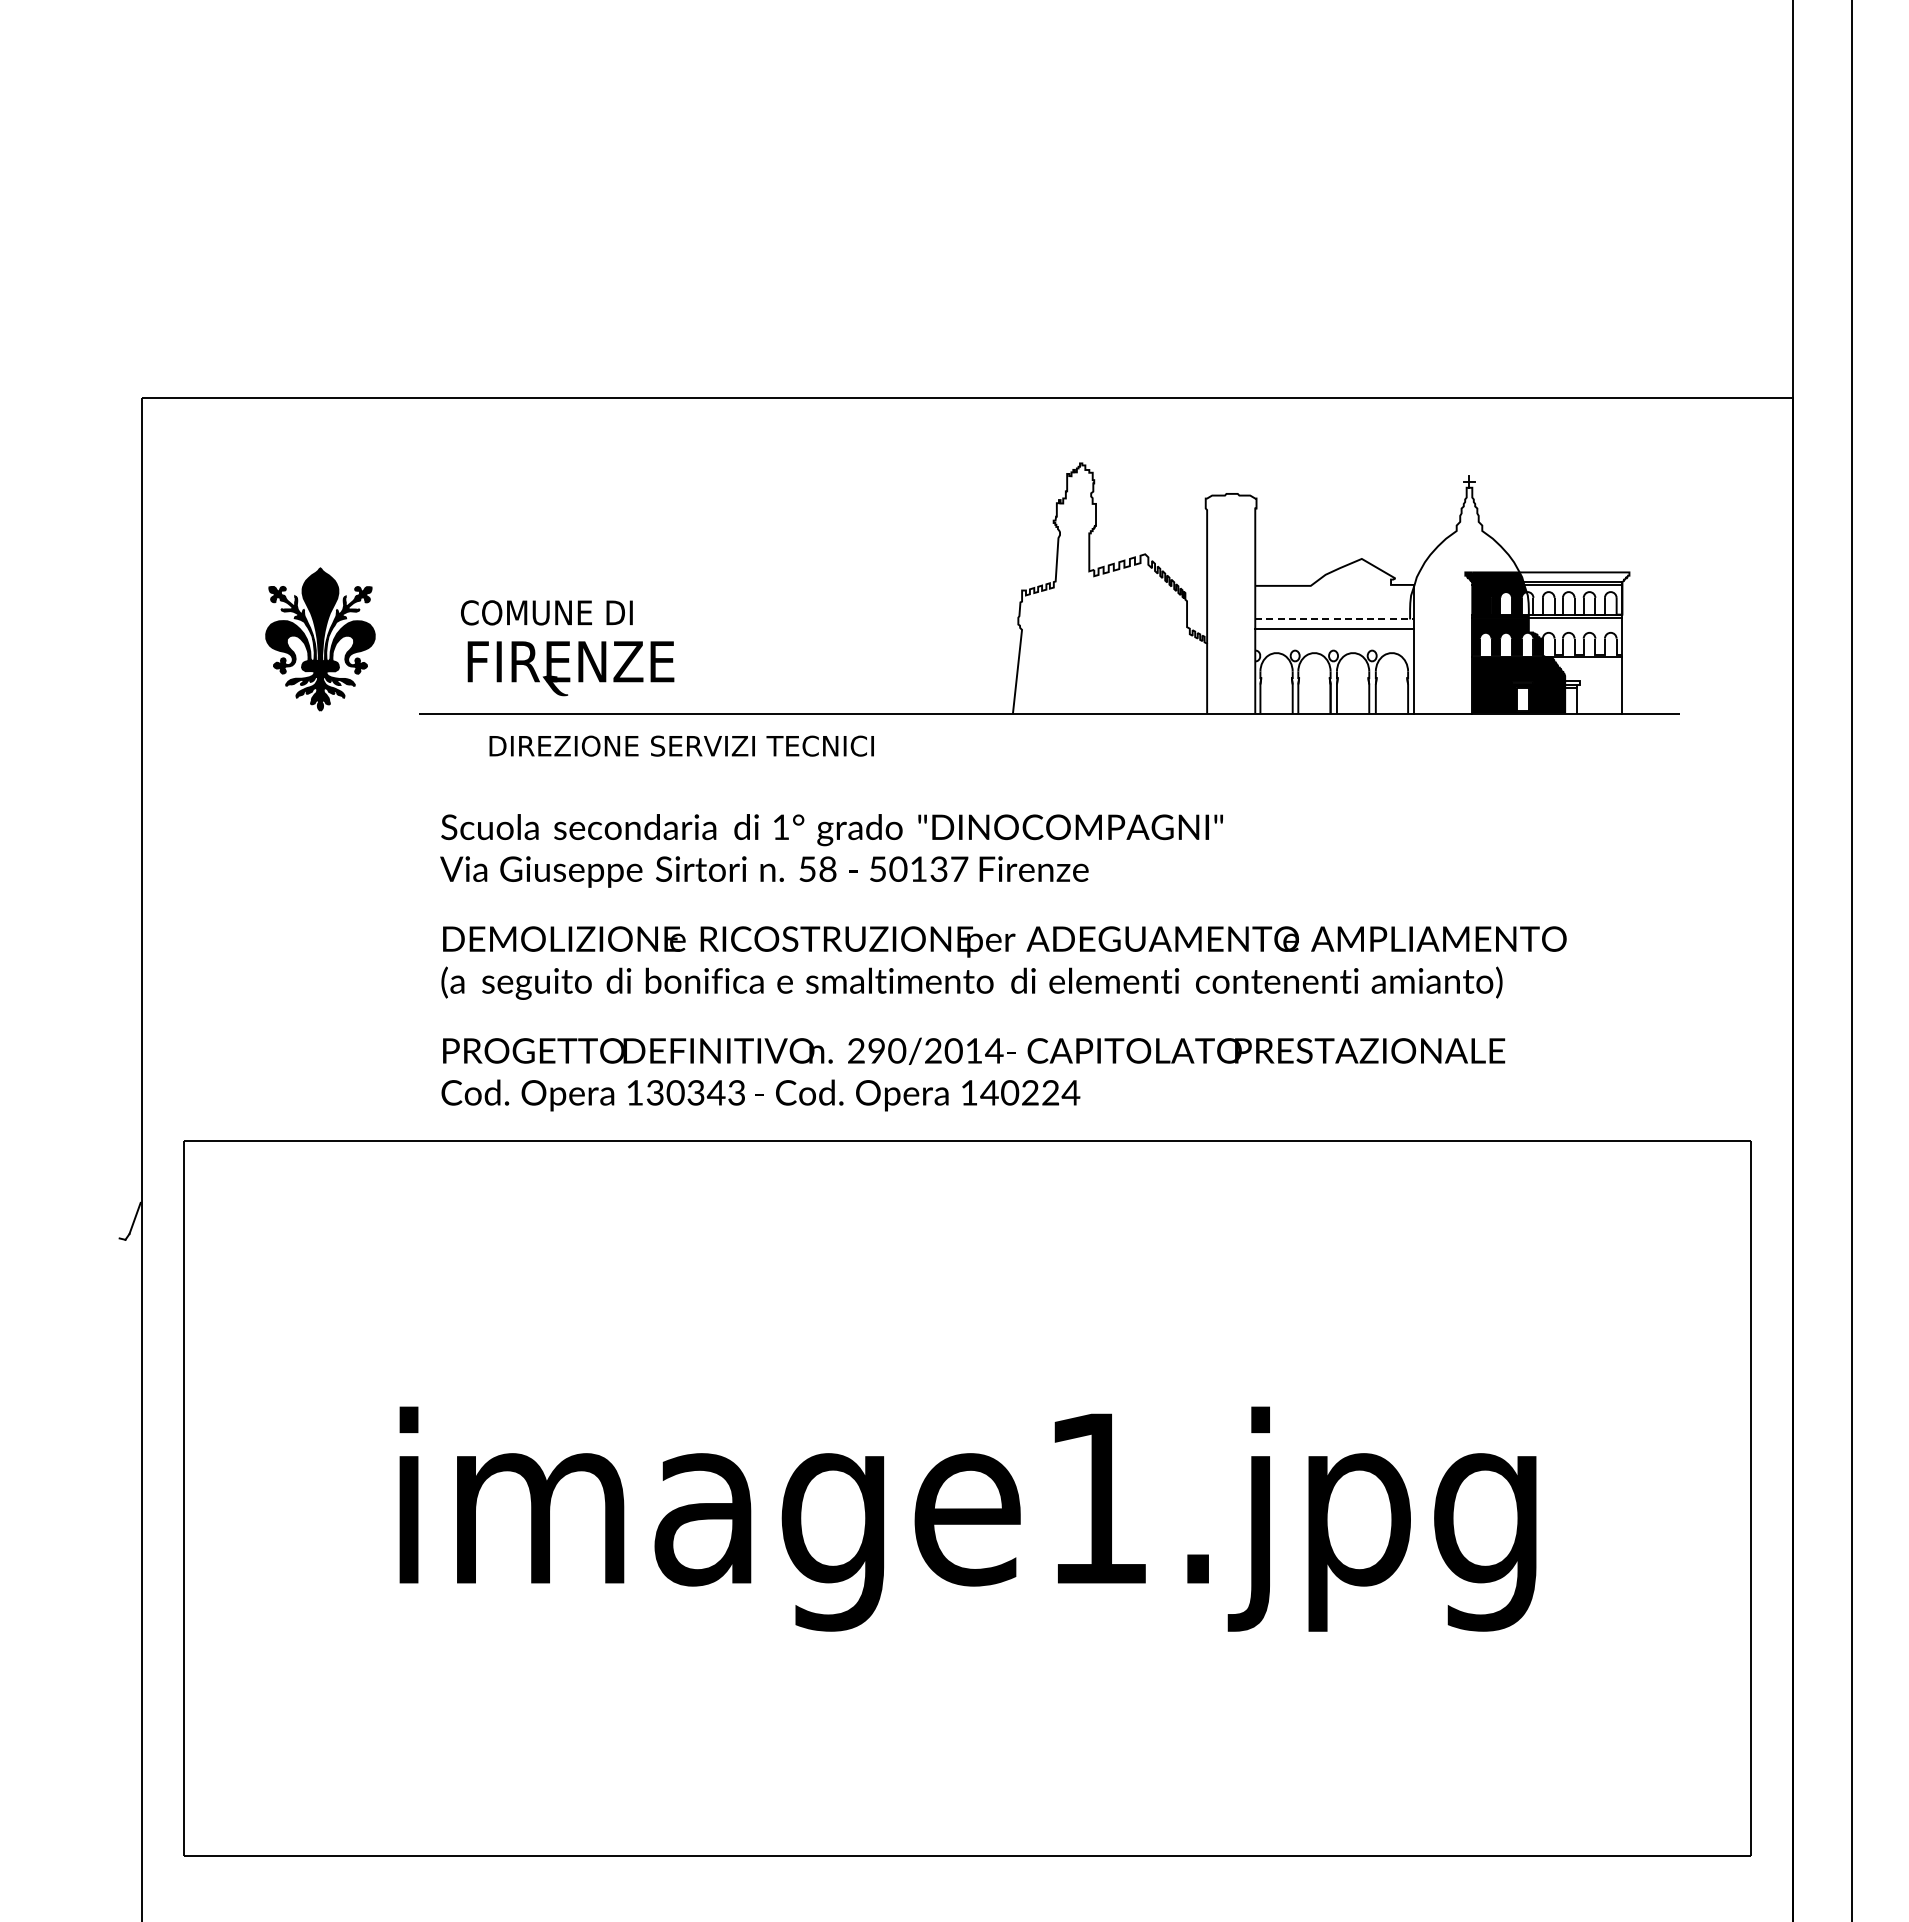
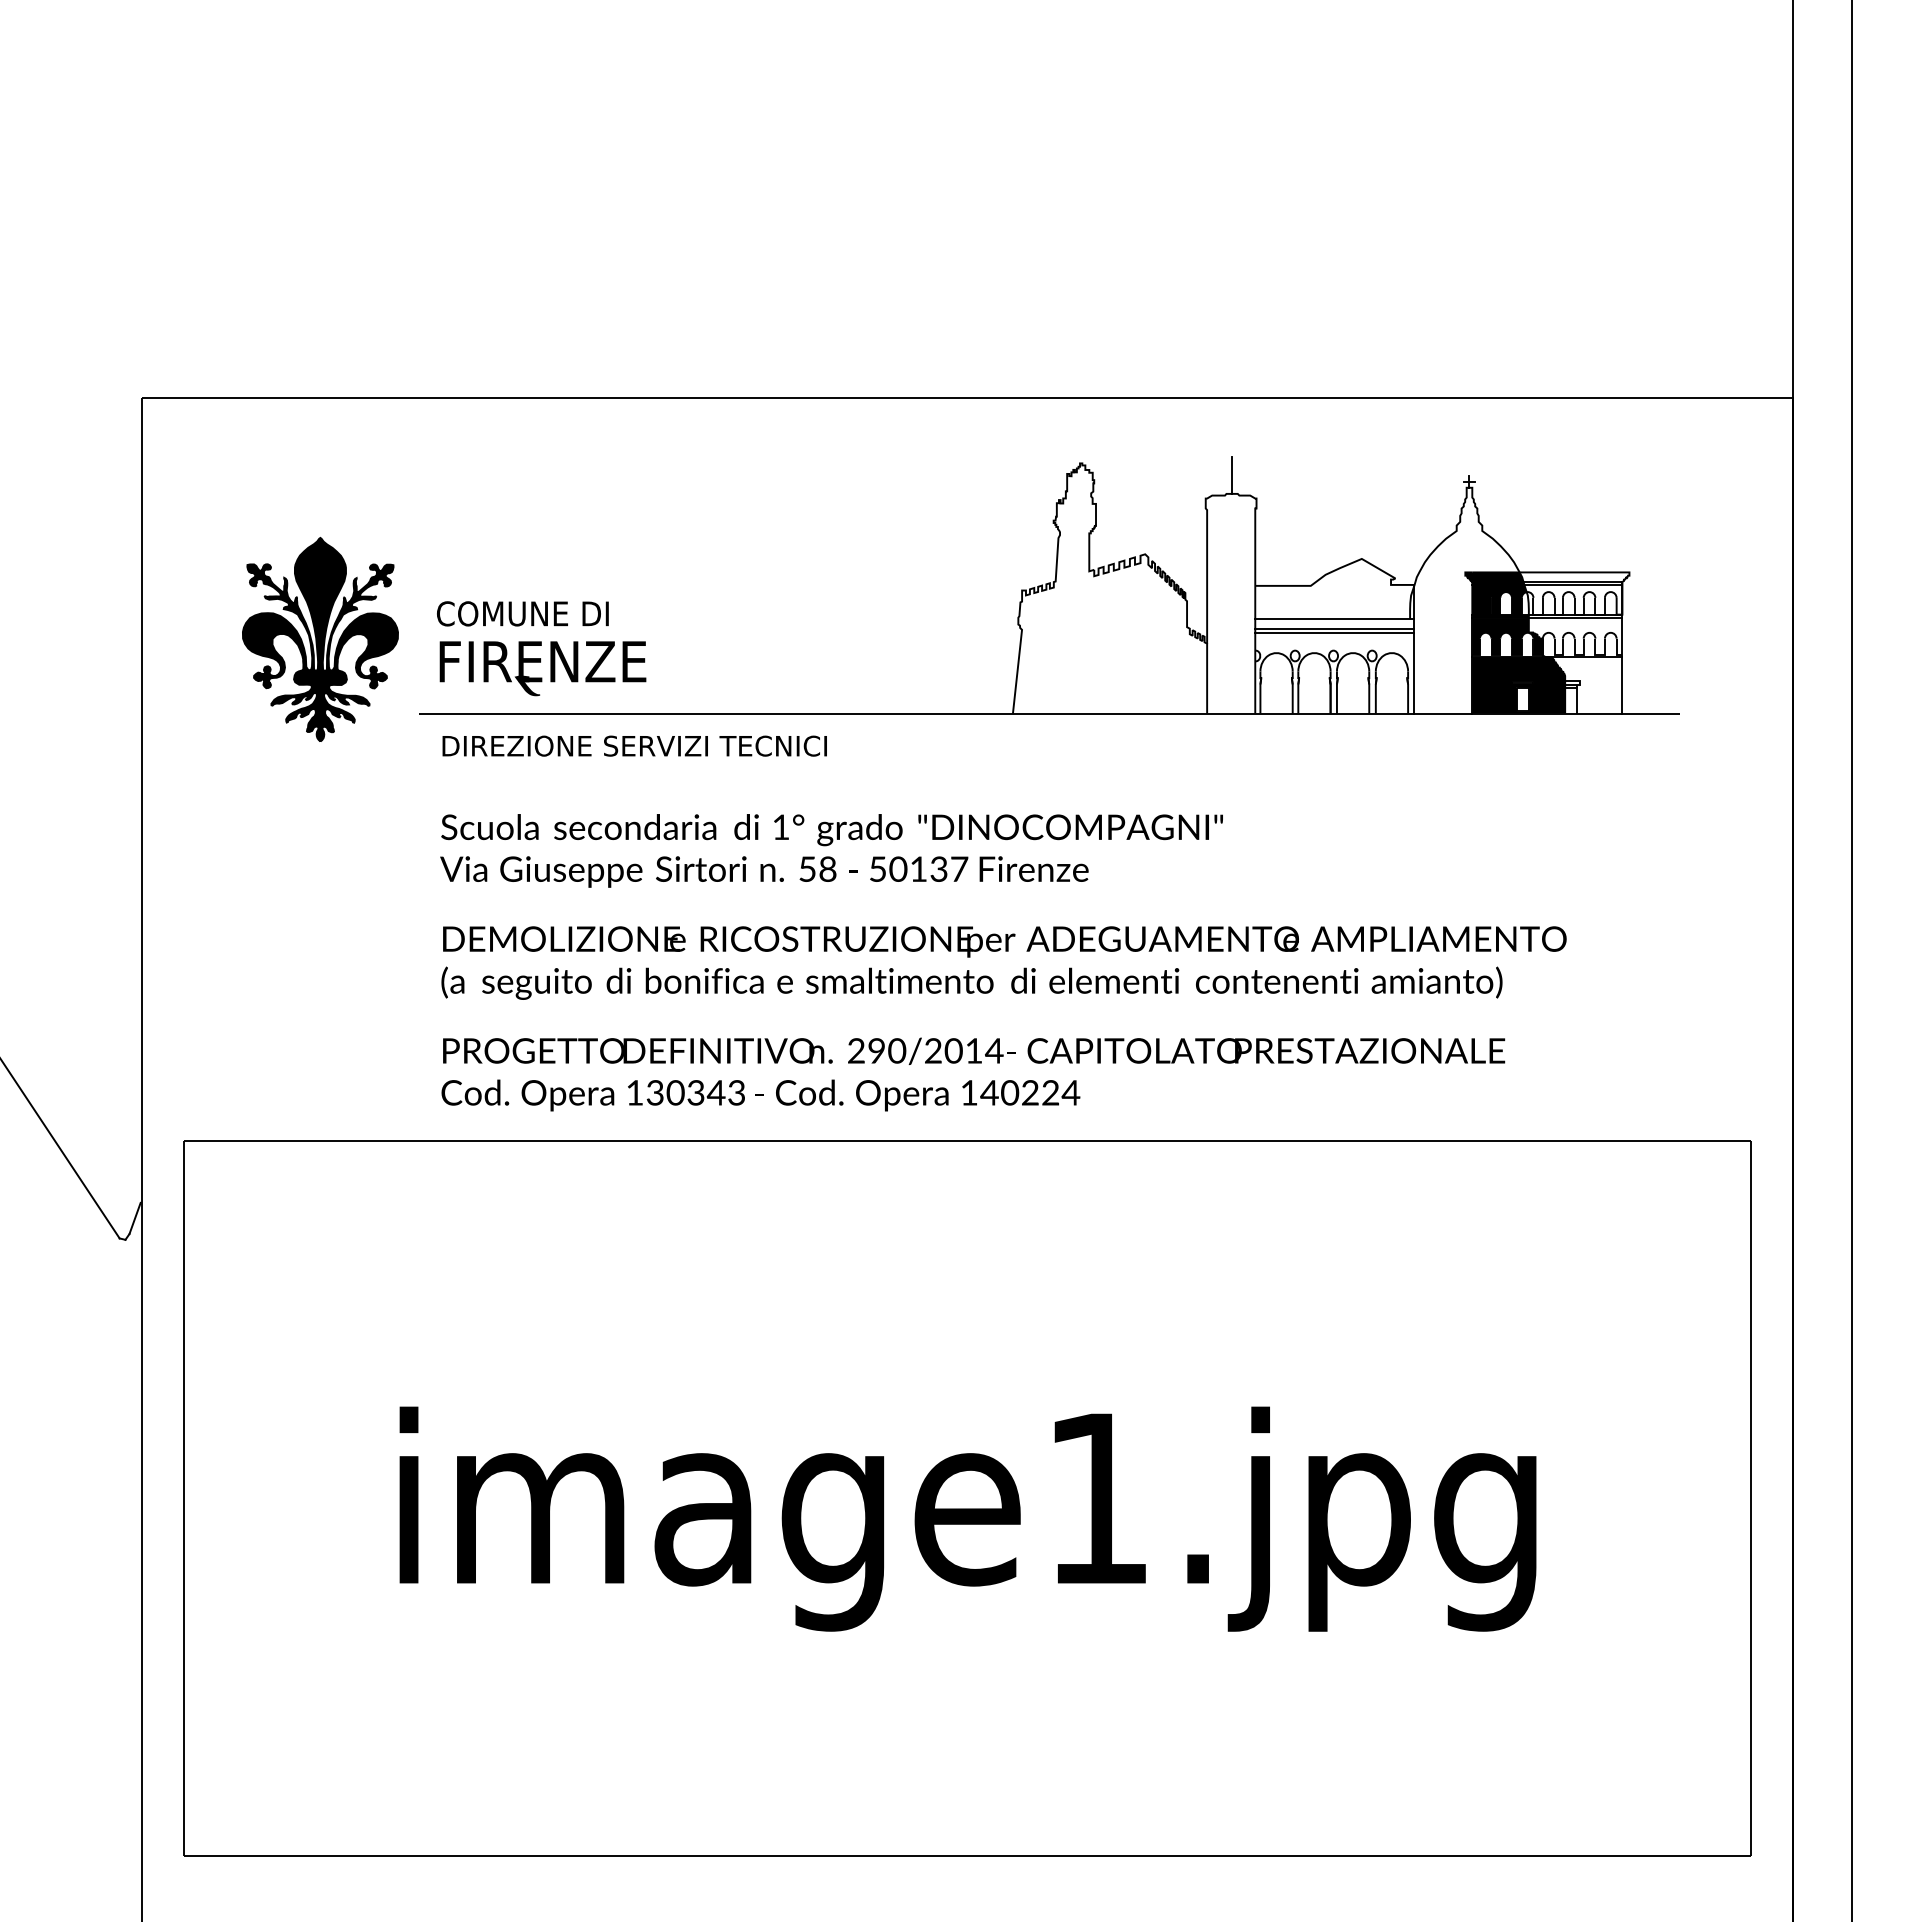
line: none -> present (1232, 475)
text position: (546, 612) -> (522, 613) (522, 613)
line: dashed -> solid (1334, 619)
line: none -> present (1334, 632)
part size: 111x145 px -> 157x205 px (320, 639)
text position: (570, 668) -> (542, 668) (542, 668)
text position: (681, 745) -> (634, 745) (634, 745)
line: none -> present (60, 1149)
